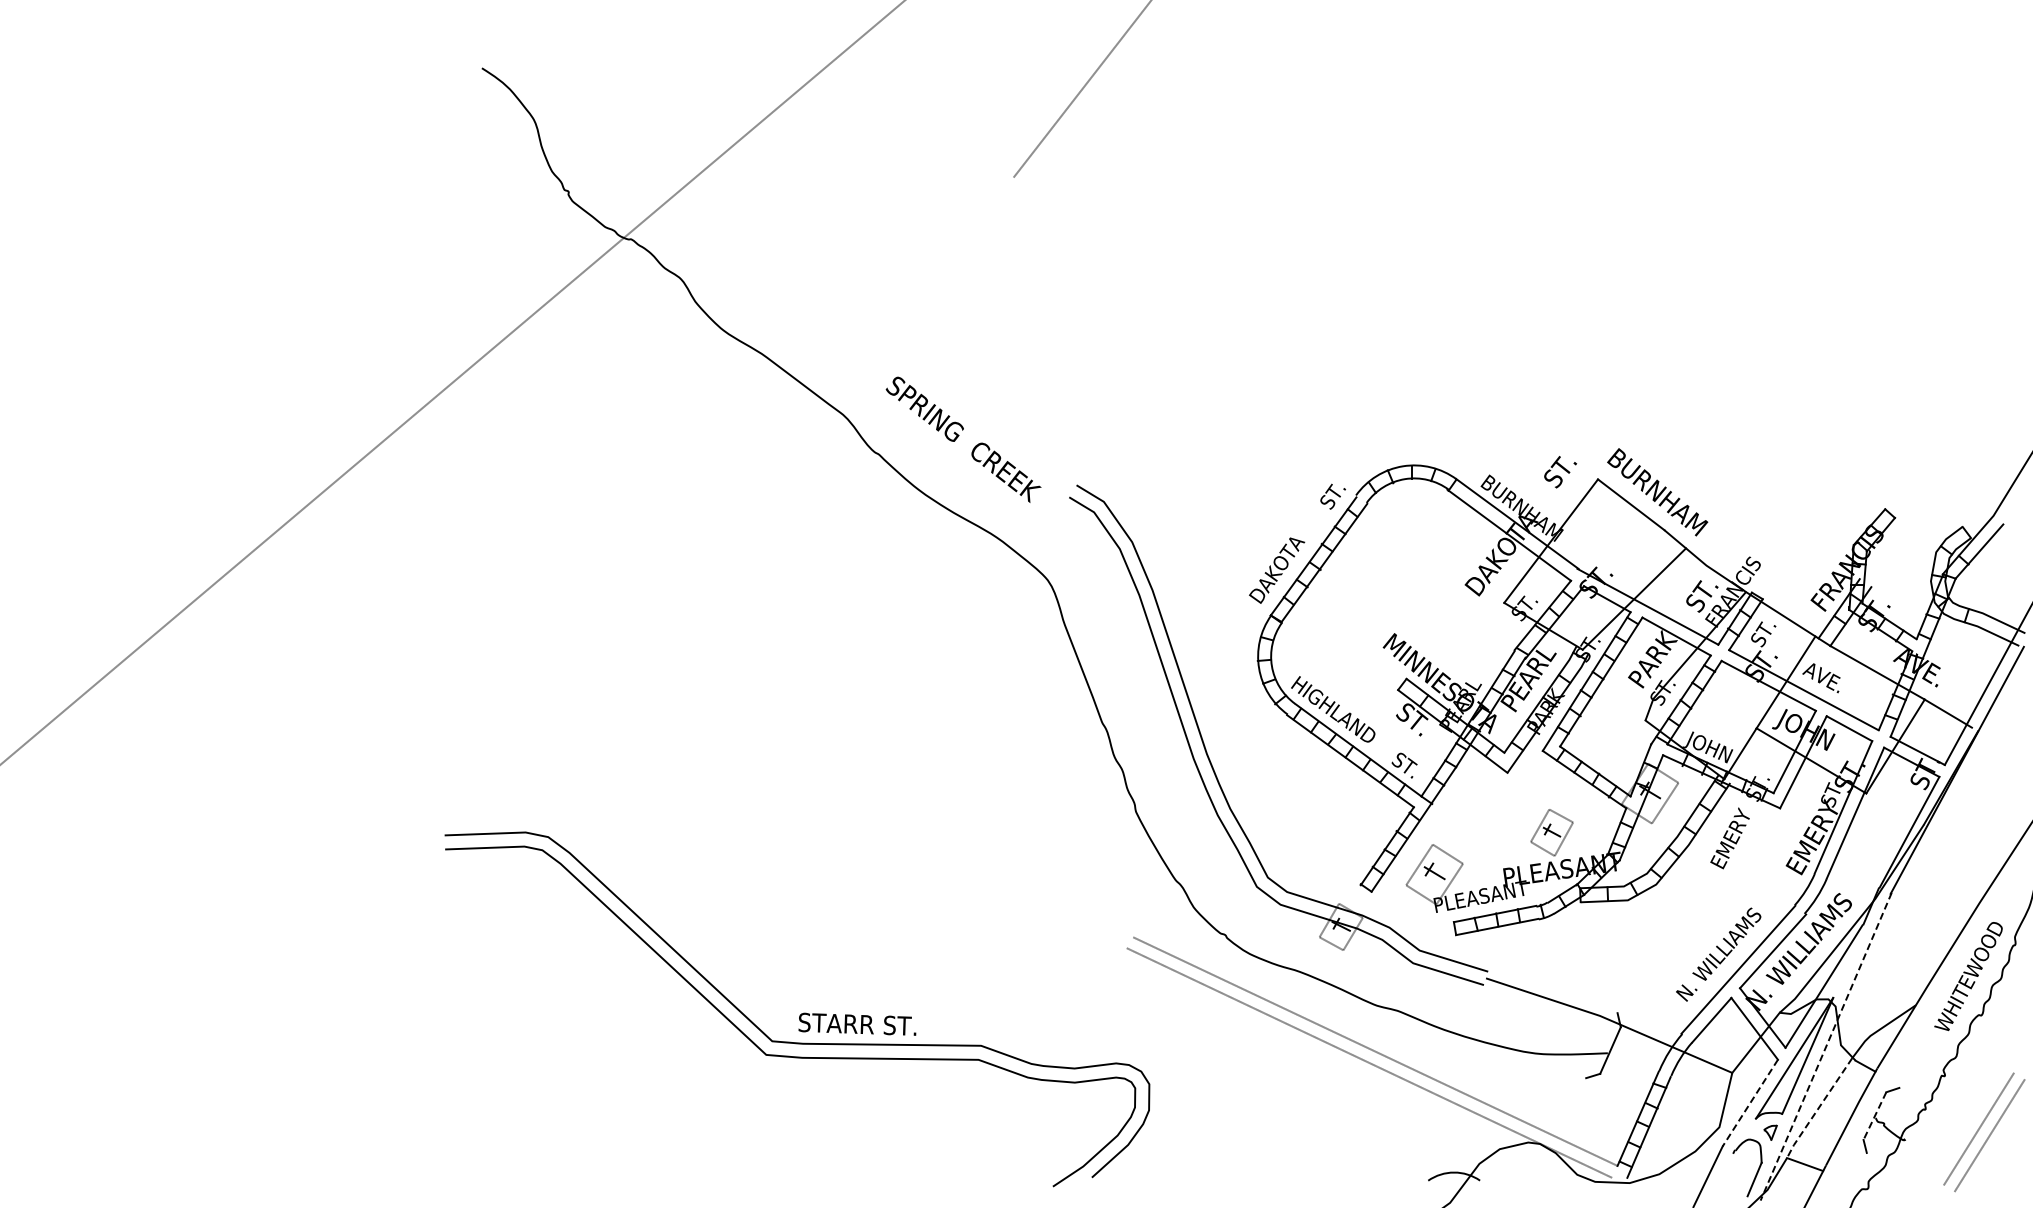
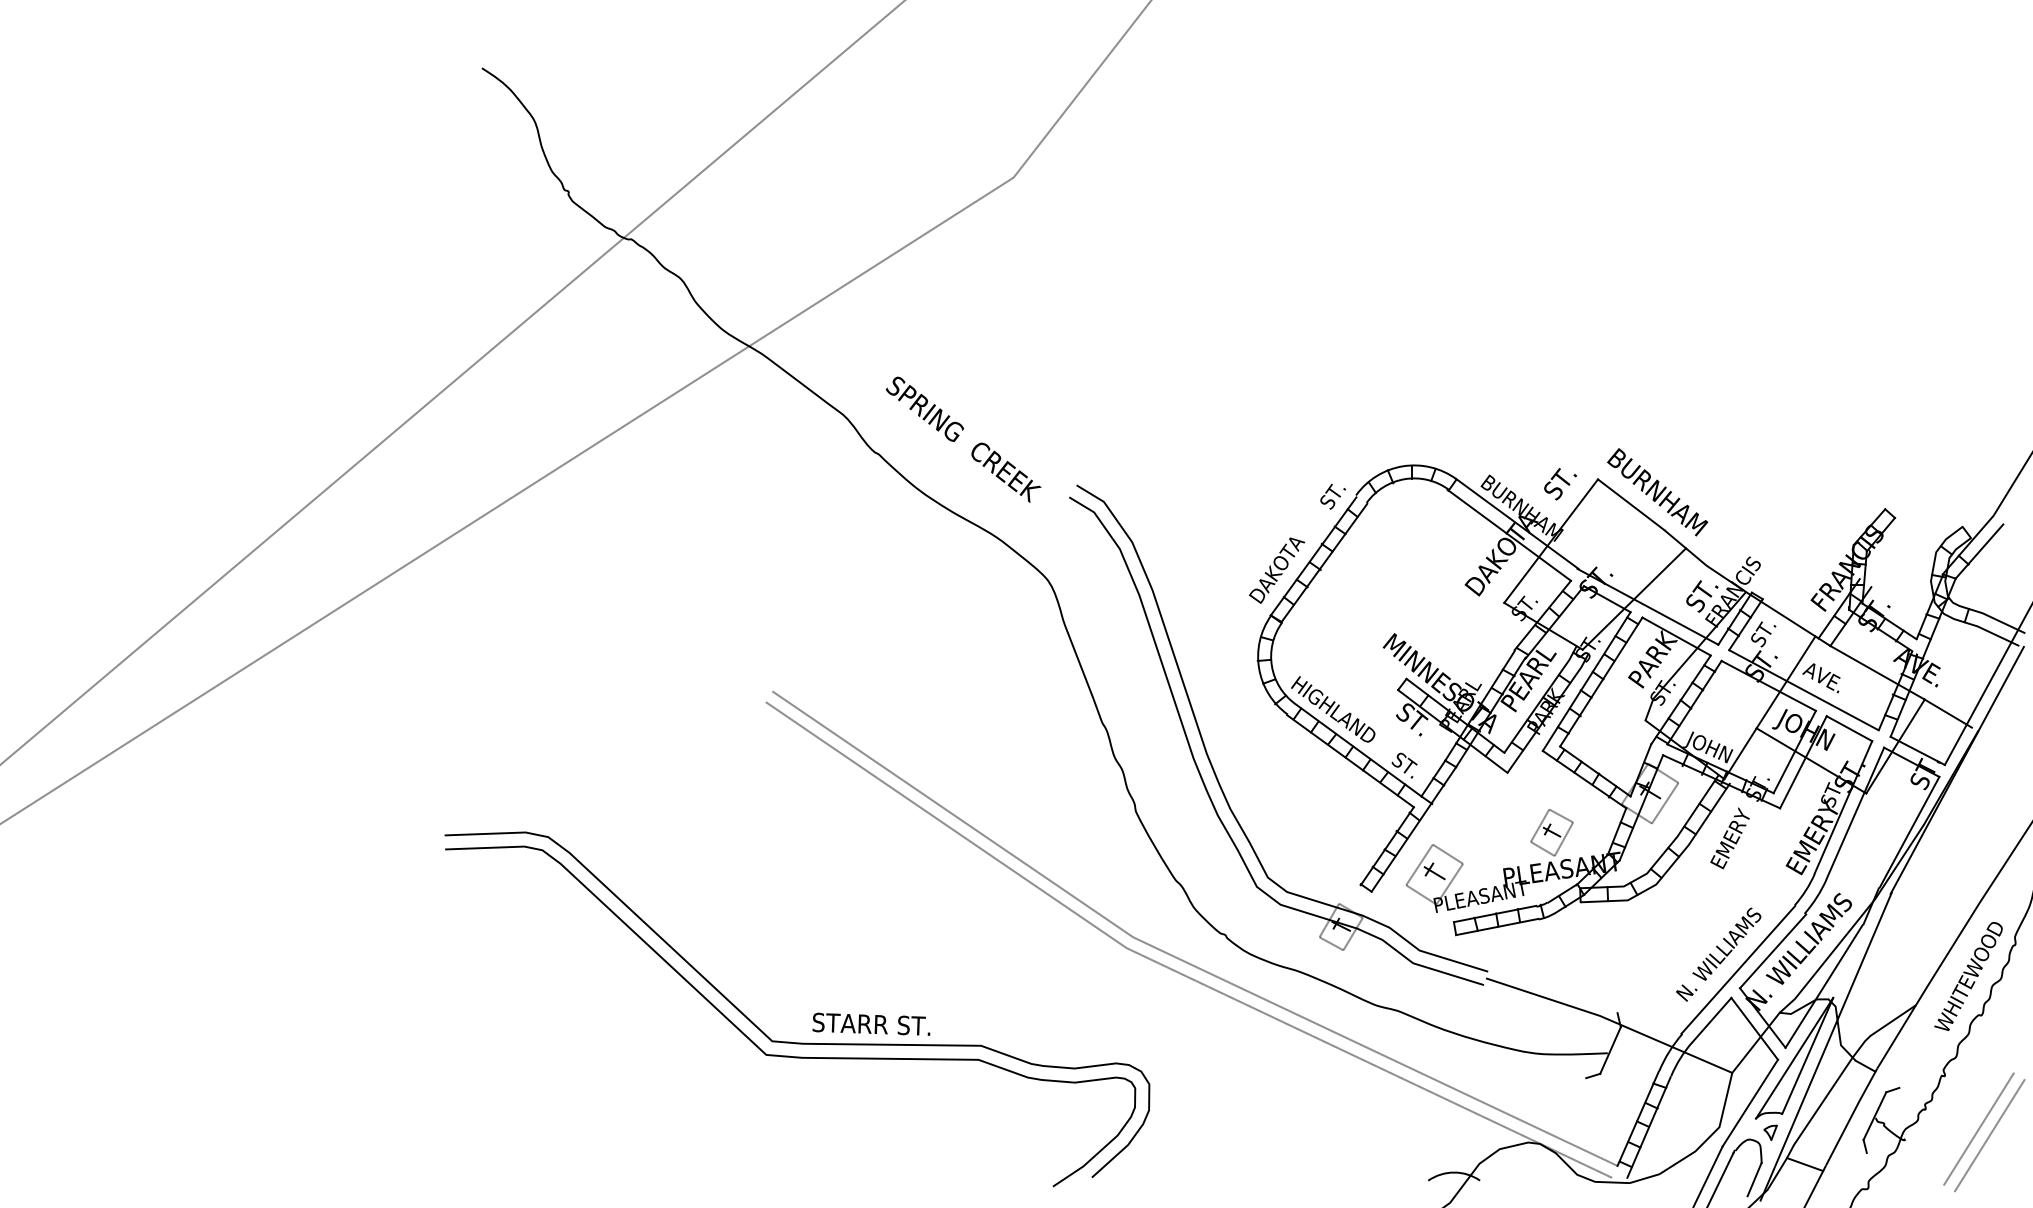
text position: (1560, 472) -> (1560, 484) (1560, 484)
line: none -> present (507, 499)
line: none -> present (952, 814)
line: none -> present (945, 825)
text position: (857, 1023) -> (871, 1023) (871, 1023)
line: dashed -> solid (1825, 1047)
line: dashed -> solid (1750, 1103)
line: dashed -> solid (1818, 1108)
line: dashed -> solid (1874, 1116)
line: none -> present (1720, 1178)
